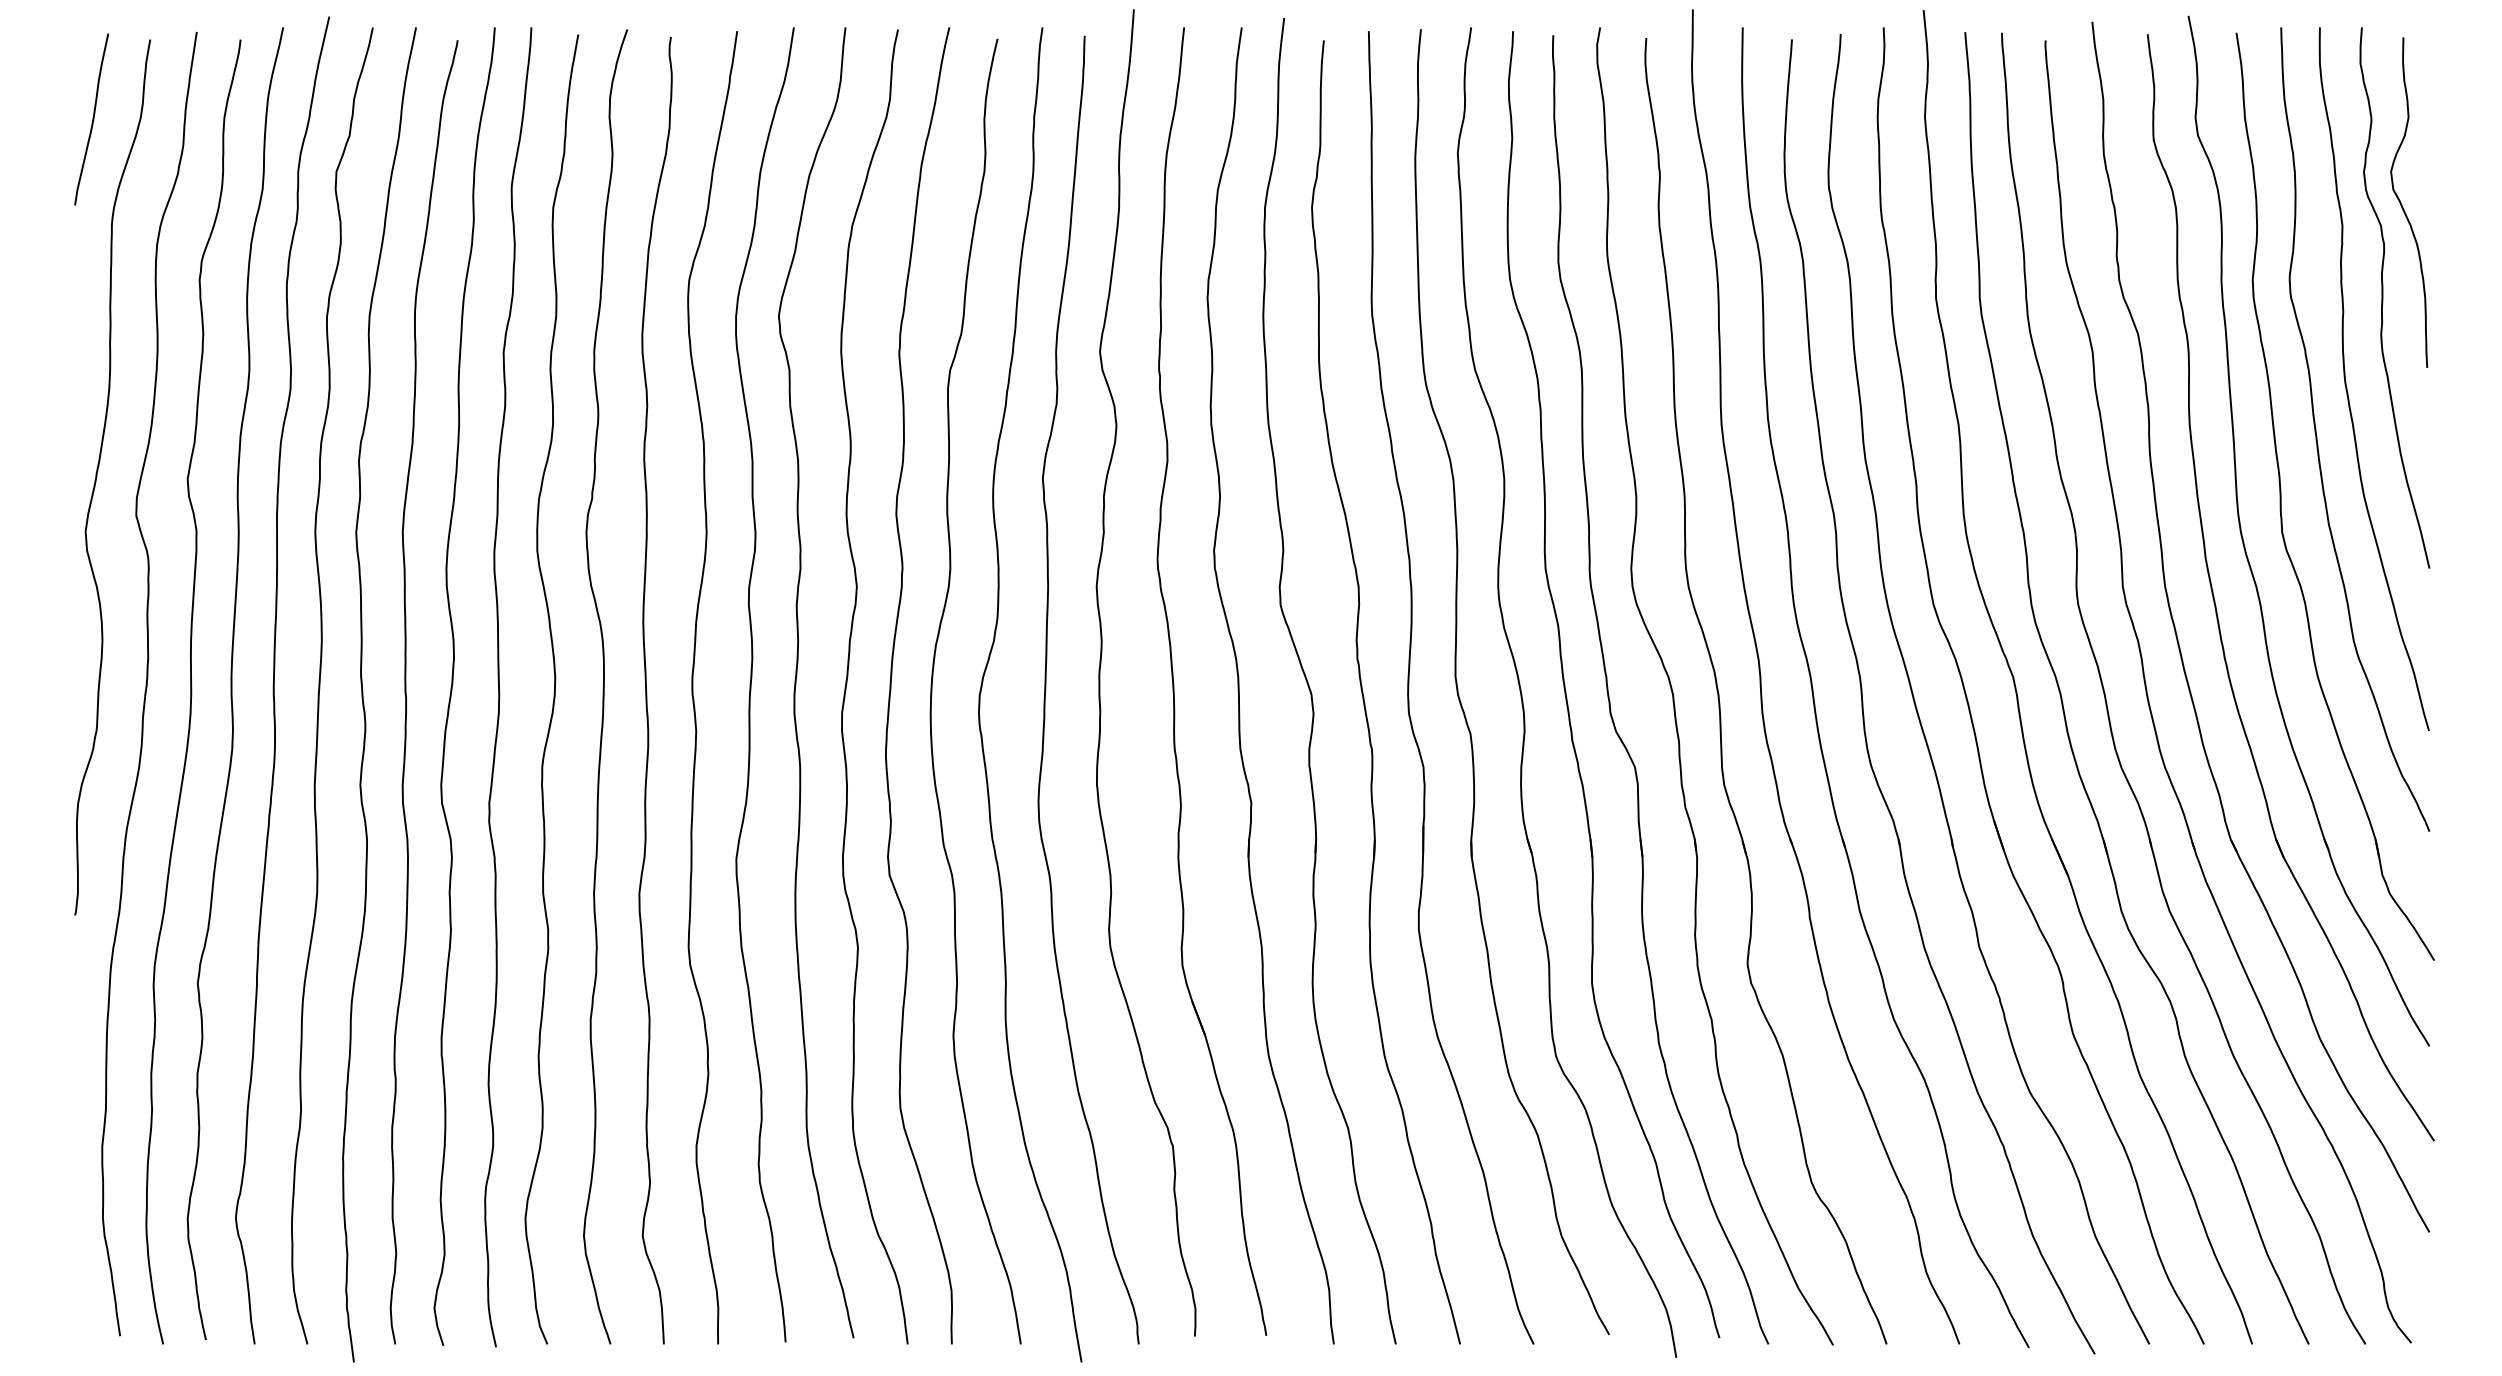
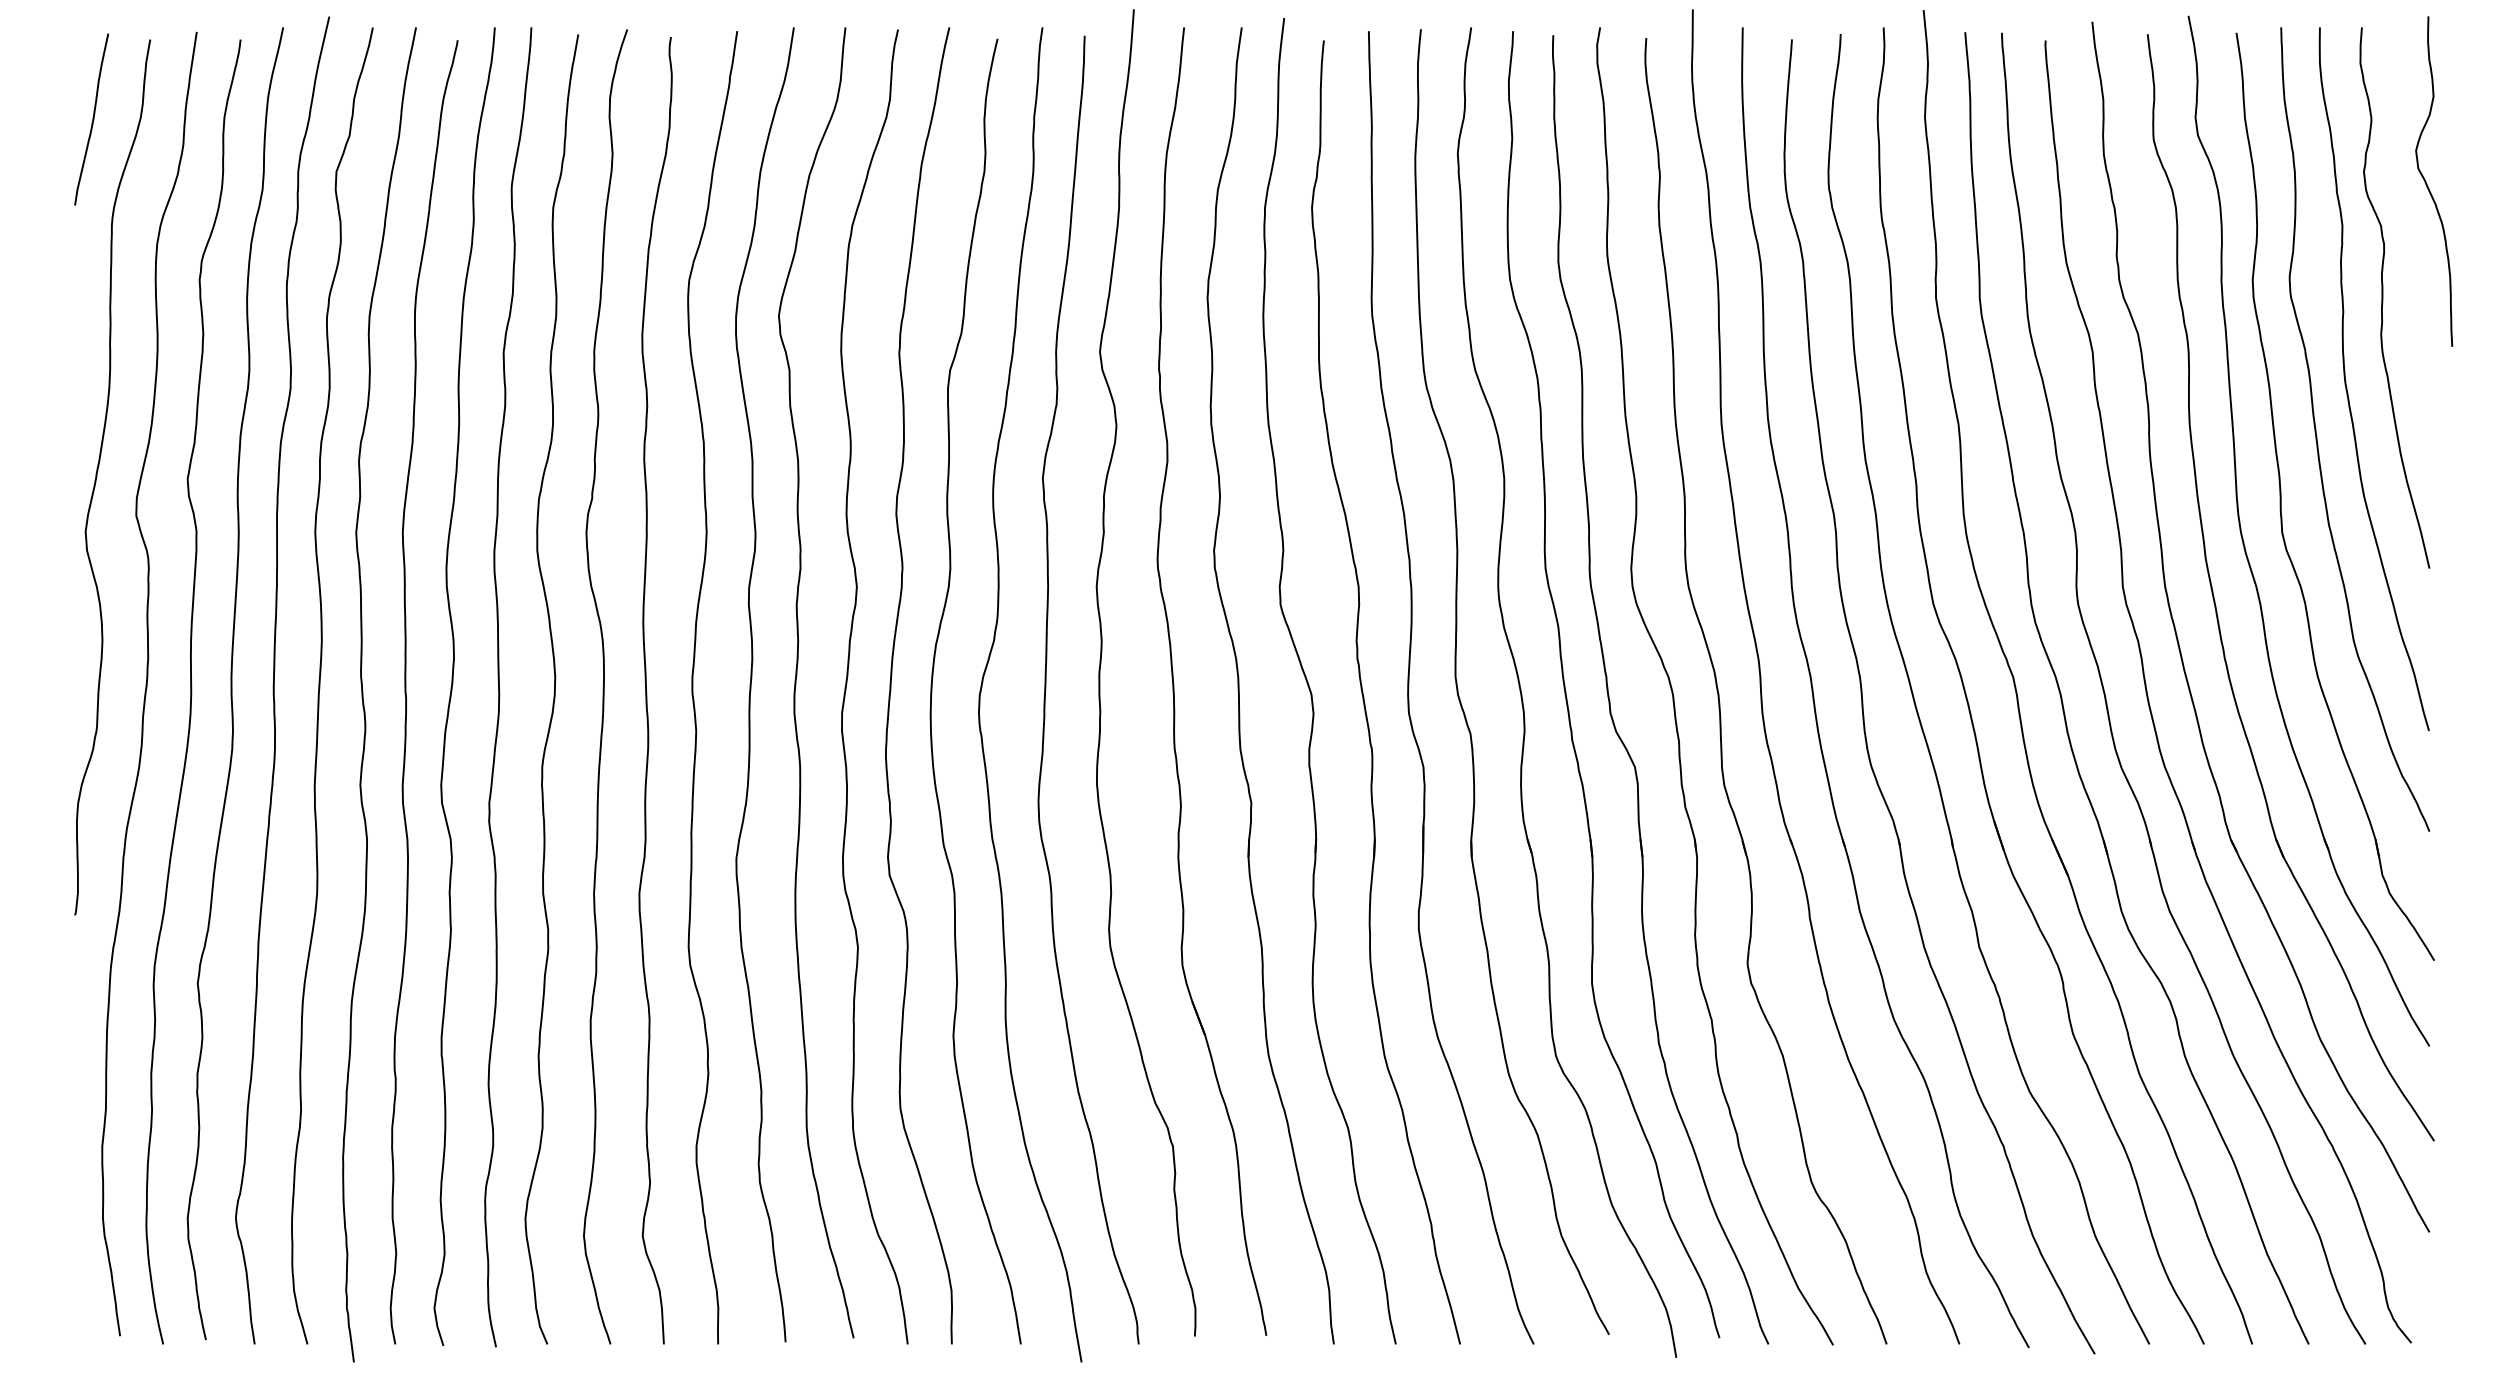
curve position: (2402, 204) -> (2427, 183) (2427, 183)
